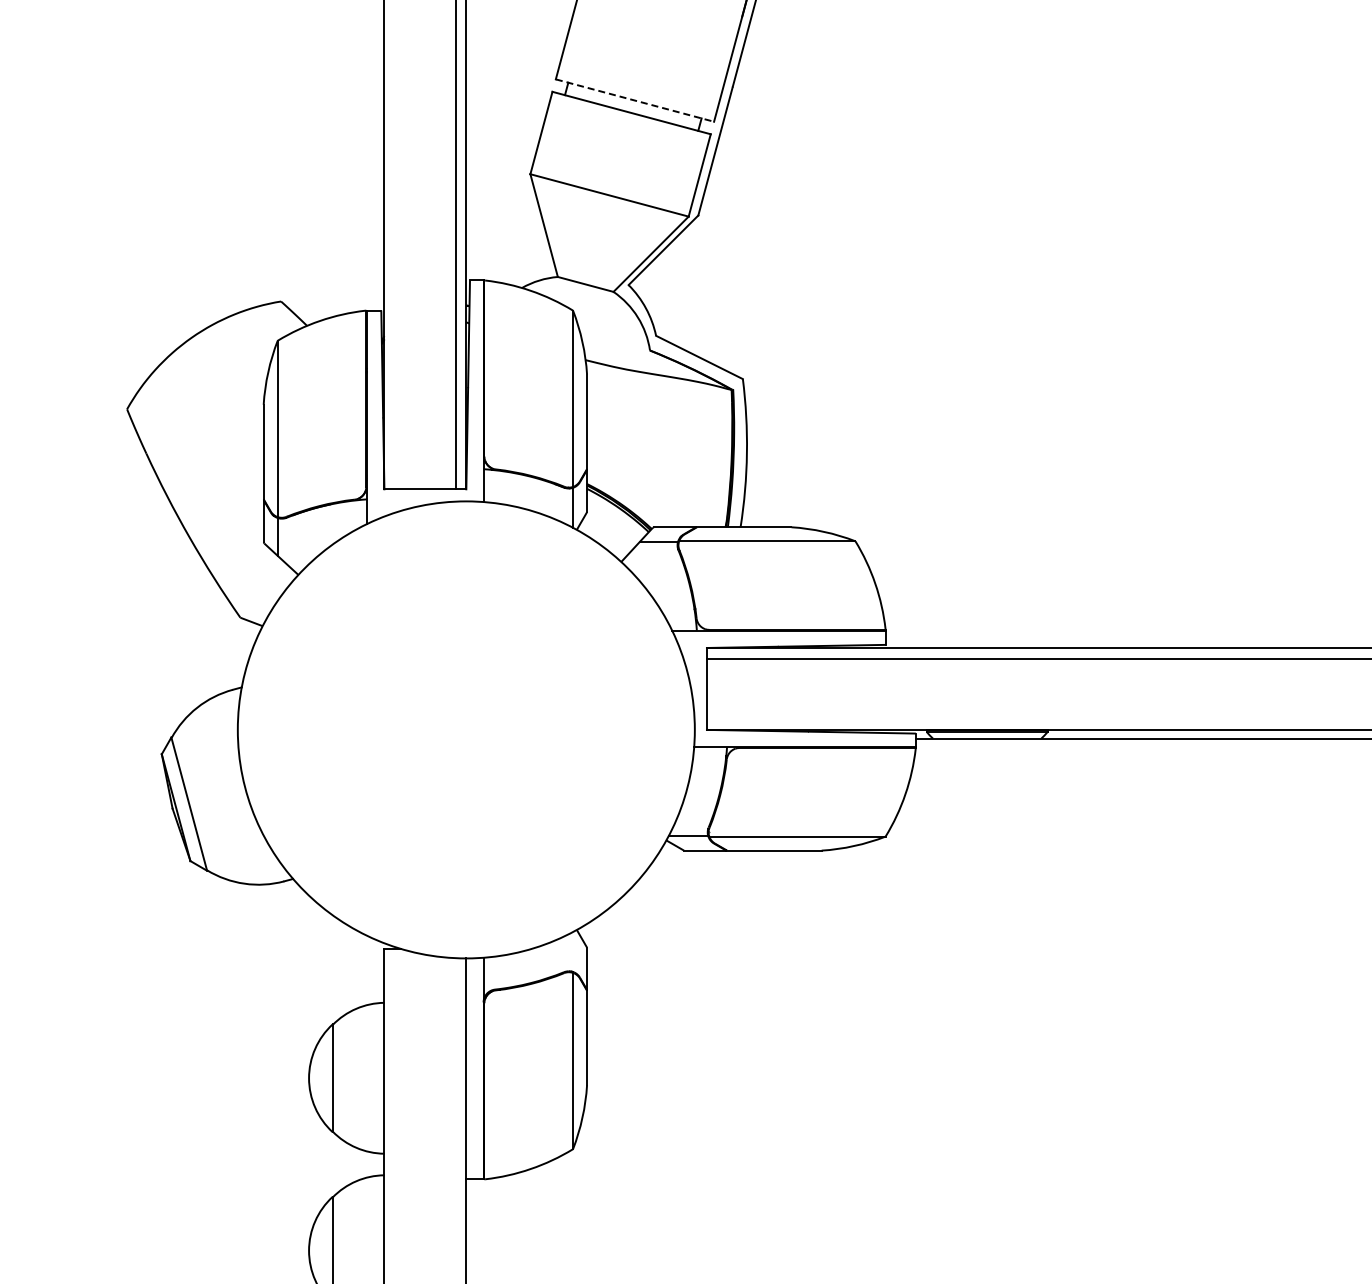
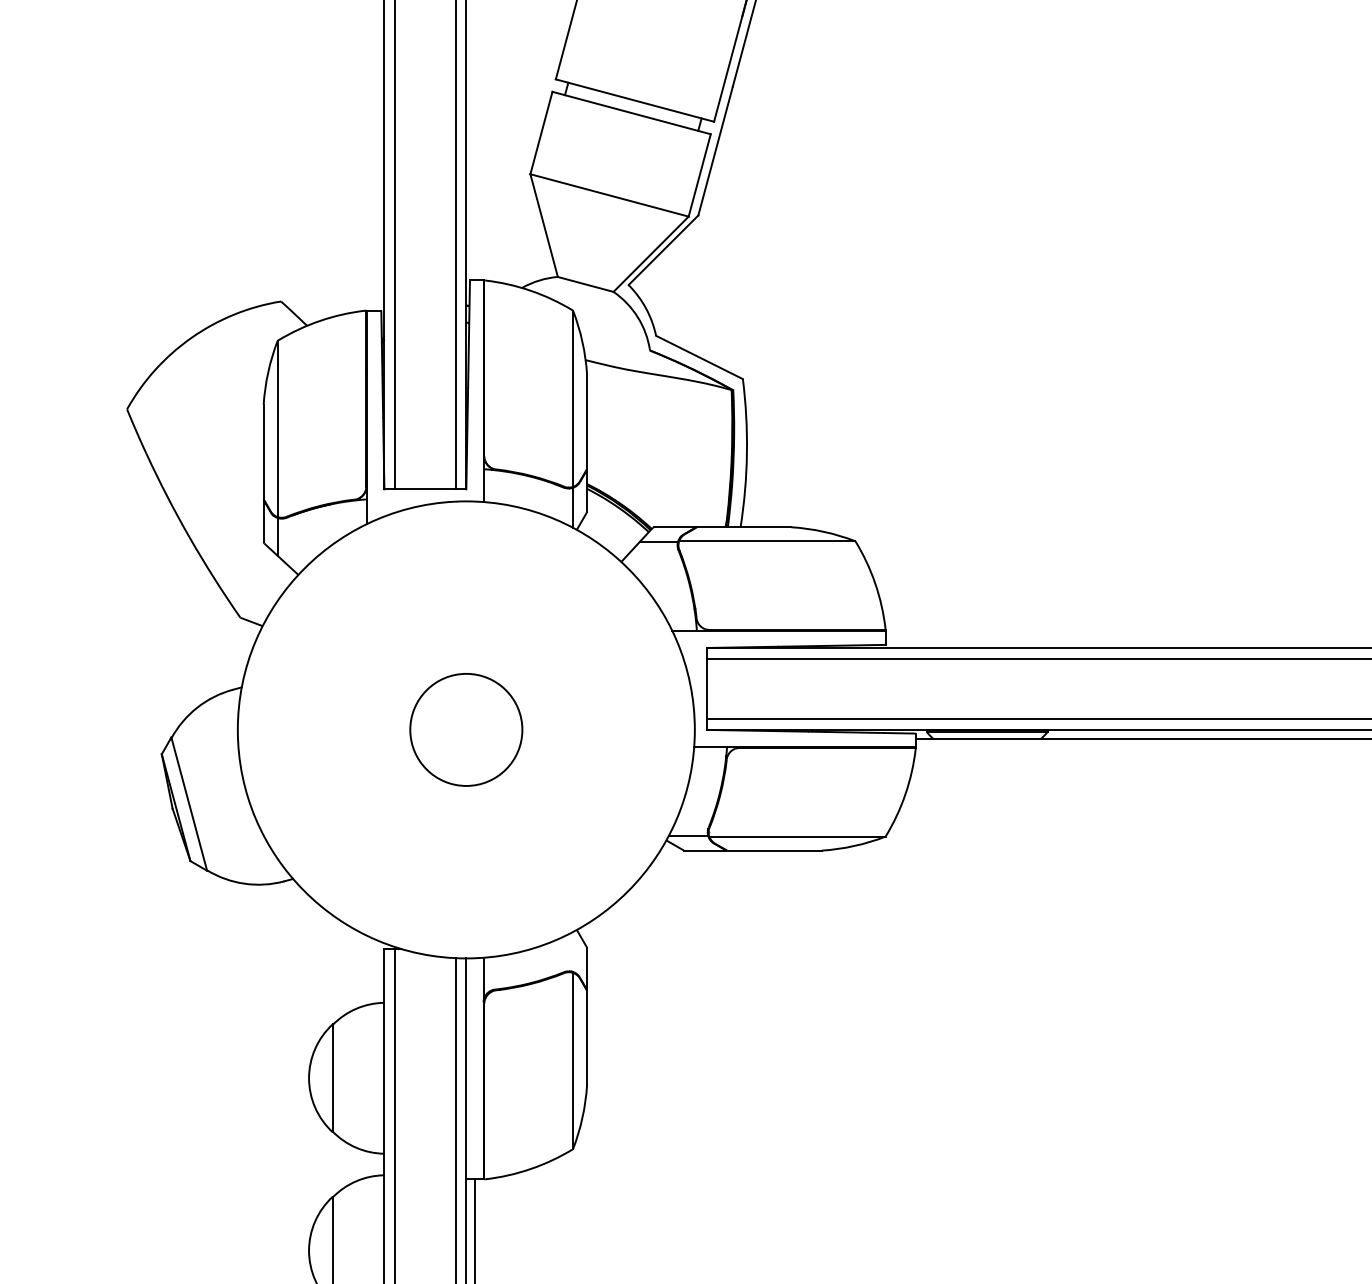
line: dashed -> solid (634, 100)
line: none -> present (395, 245)
line: none -> present (1037, 719)
circle: none -> present (466, 729)
line: none -> present (395, 1114)
line: none -> present (455, 1119)
line: none -> present (474, 1229)
